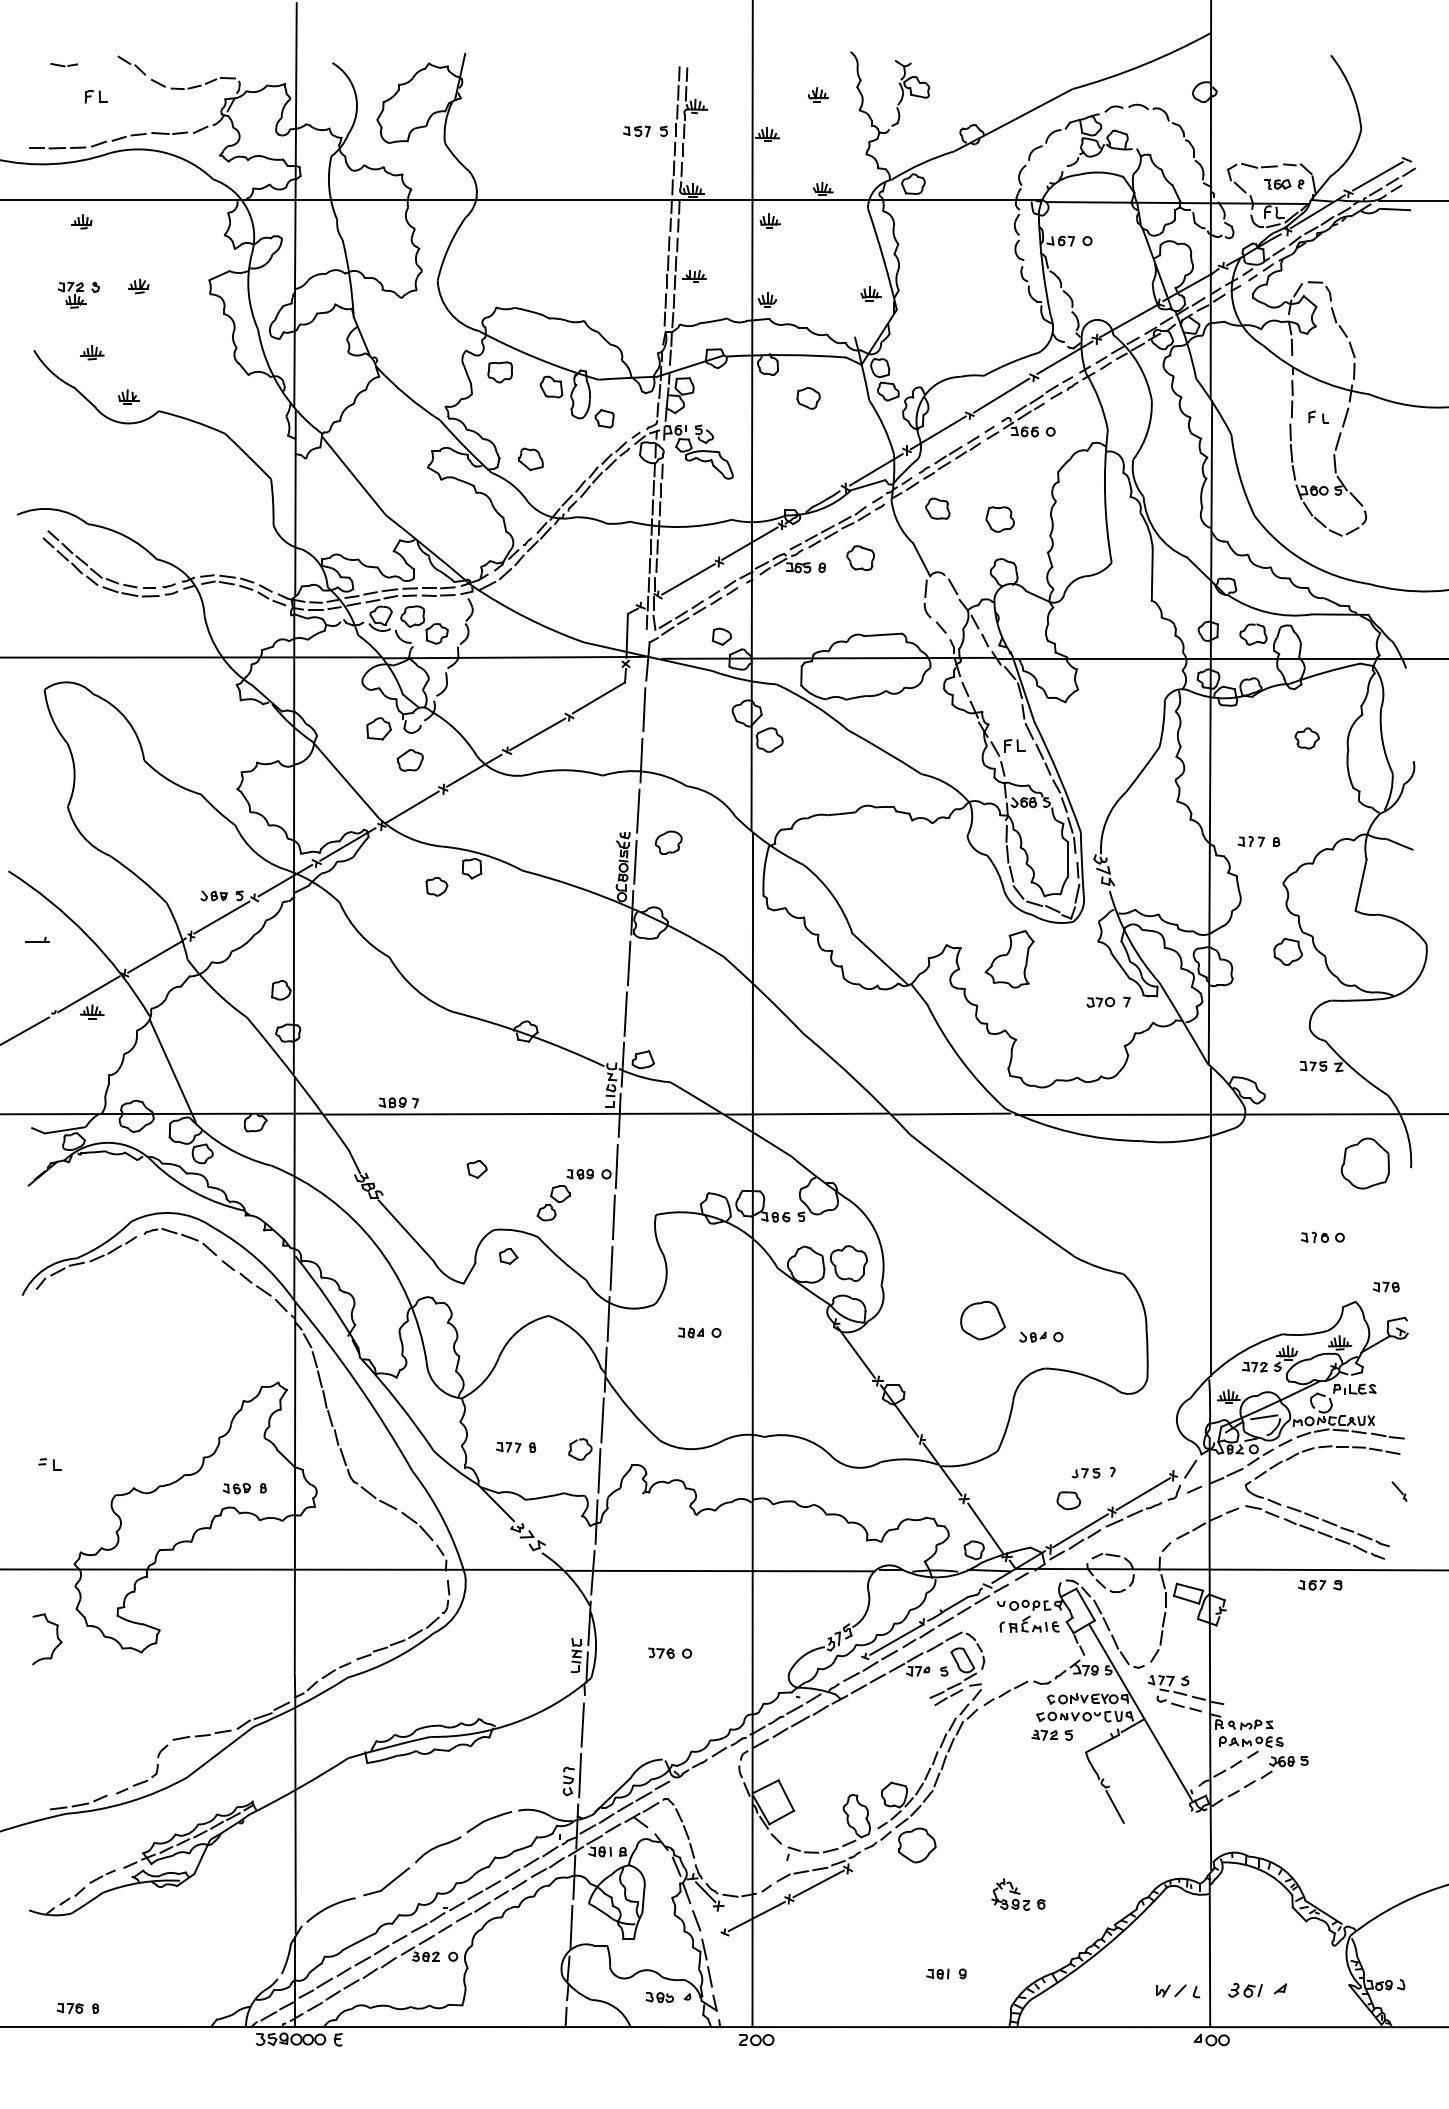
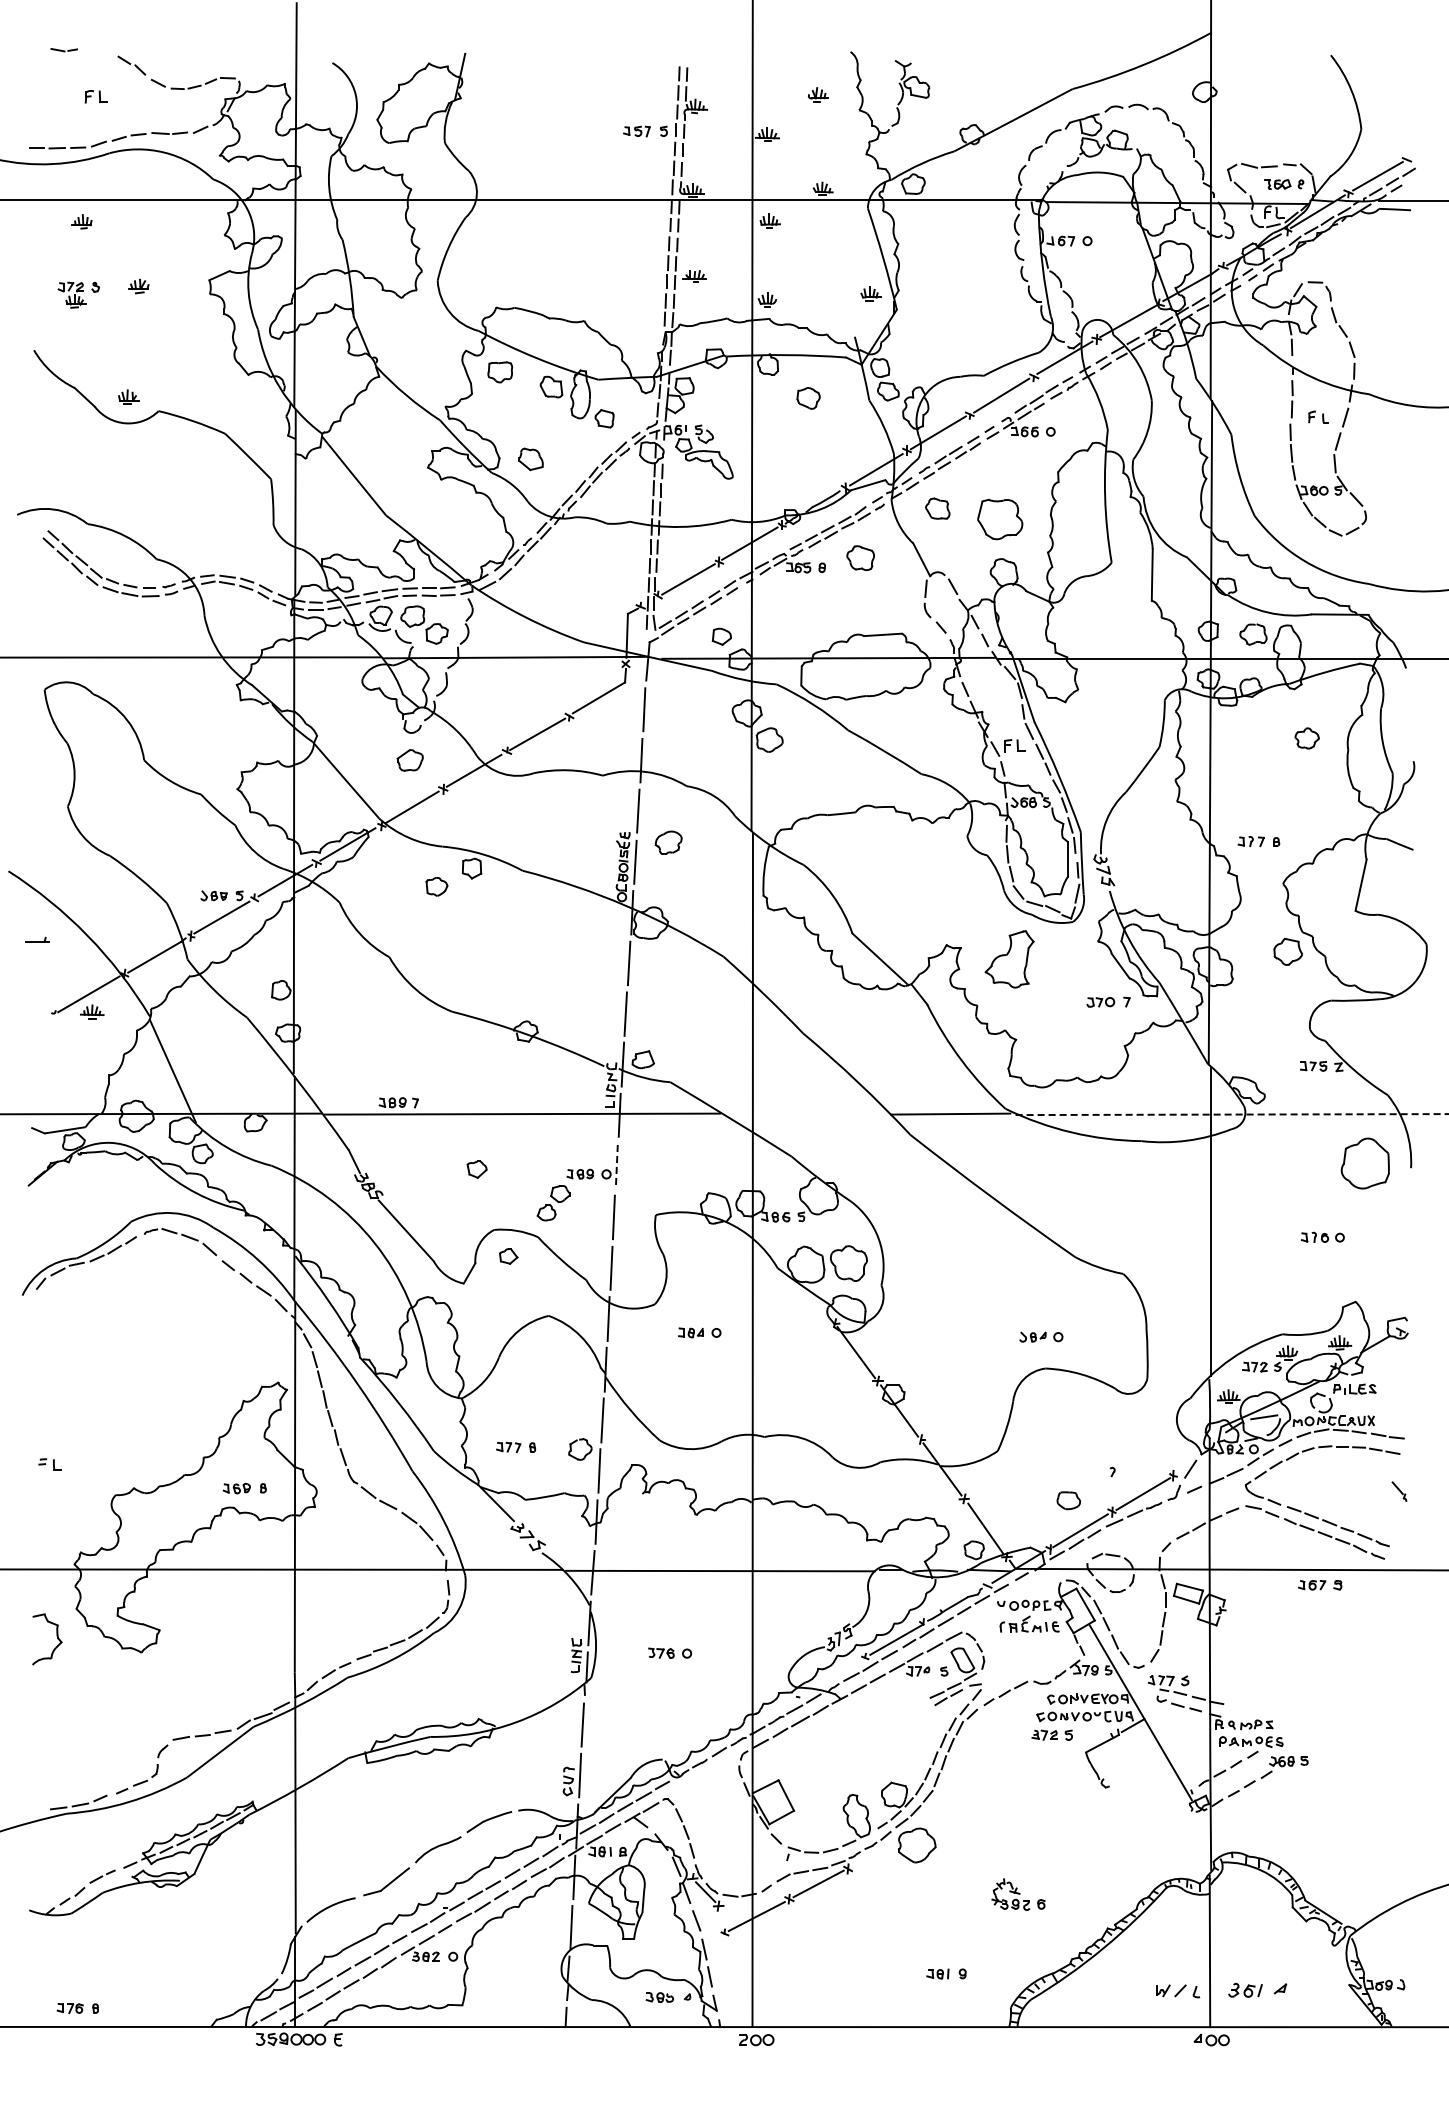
part position: (63, 65) -> (63, 50) (63, 50)
part: present -> none (92, 352)
part size: 30x27 px -> 47x43 px (1000, 519)
part: present -> none (378, 728)
line: present -> none (25, 1030)
line: present -> none (806, 1113)
line: solid -> dashed (1232, 1114)
line: solid -> dashed (616, 1166)
part: present -> none (1385, 1286)
part: present -> none (982, 1320)
part: present -> none (1085, 1473)
line: present -> none (1114, 1806)
